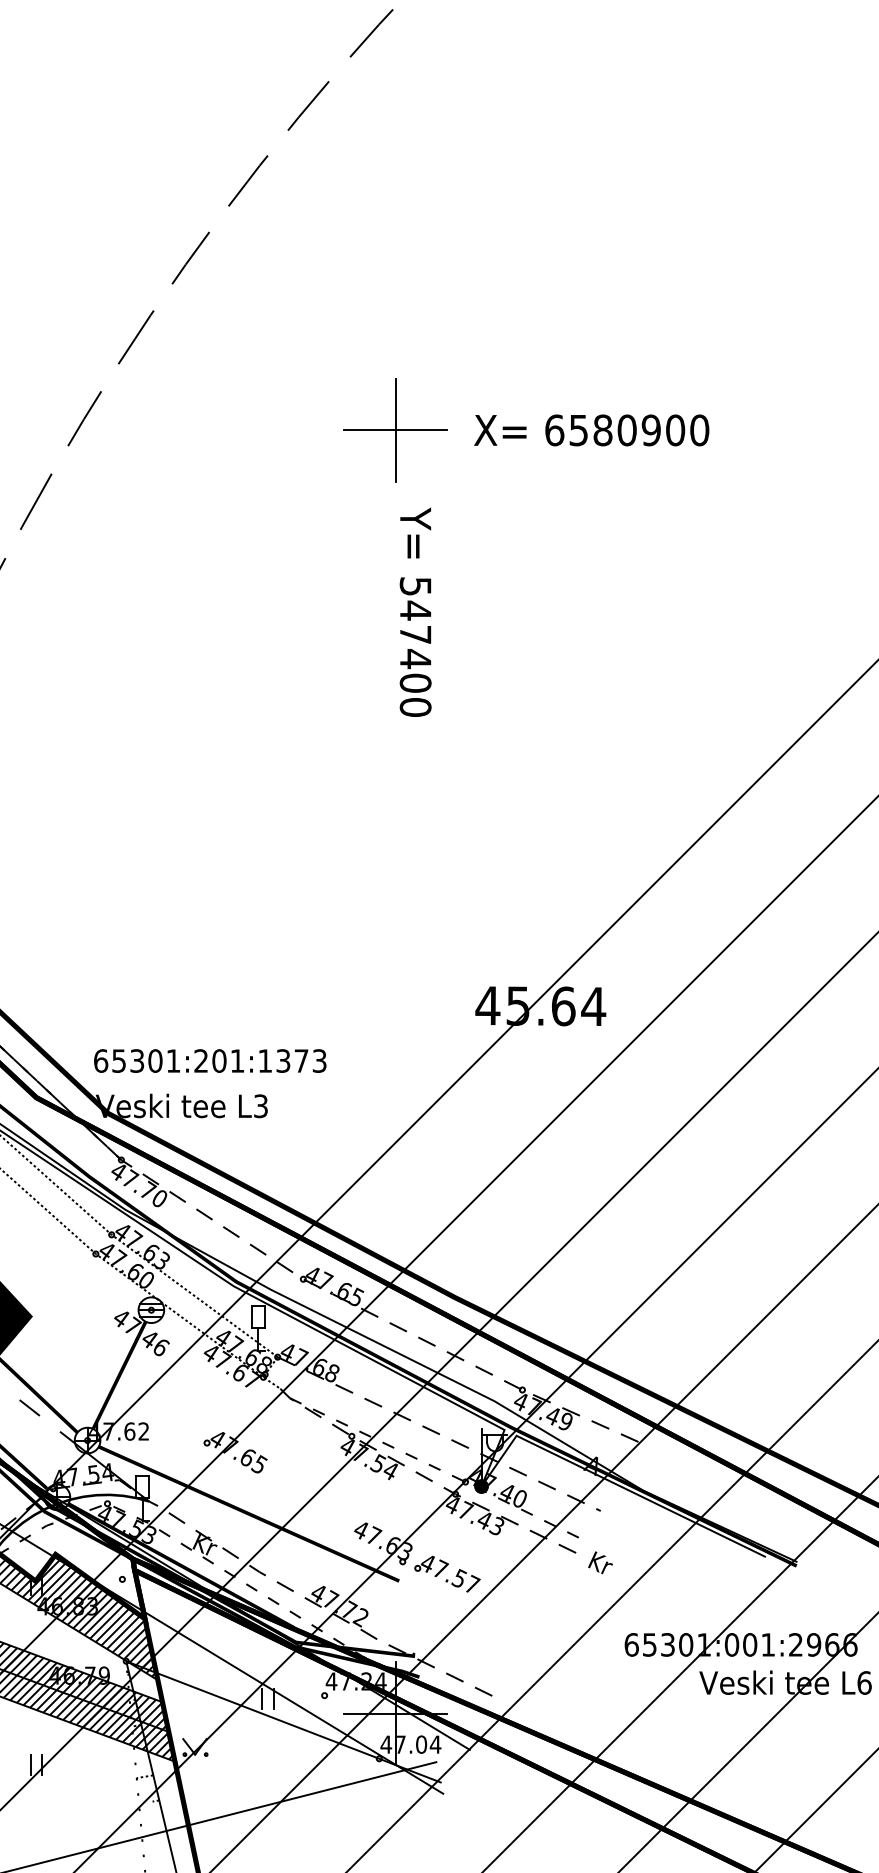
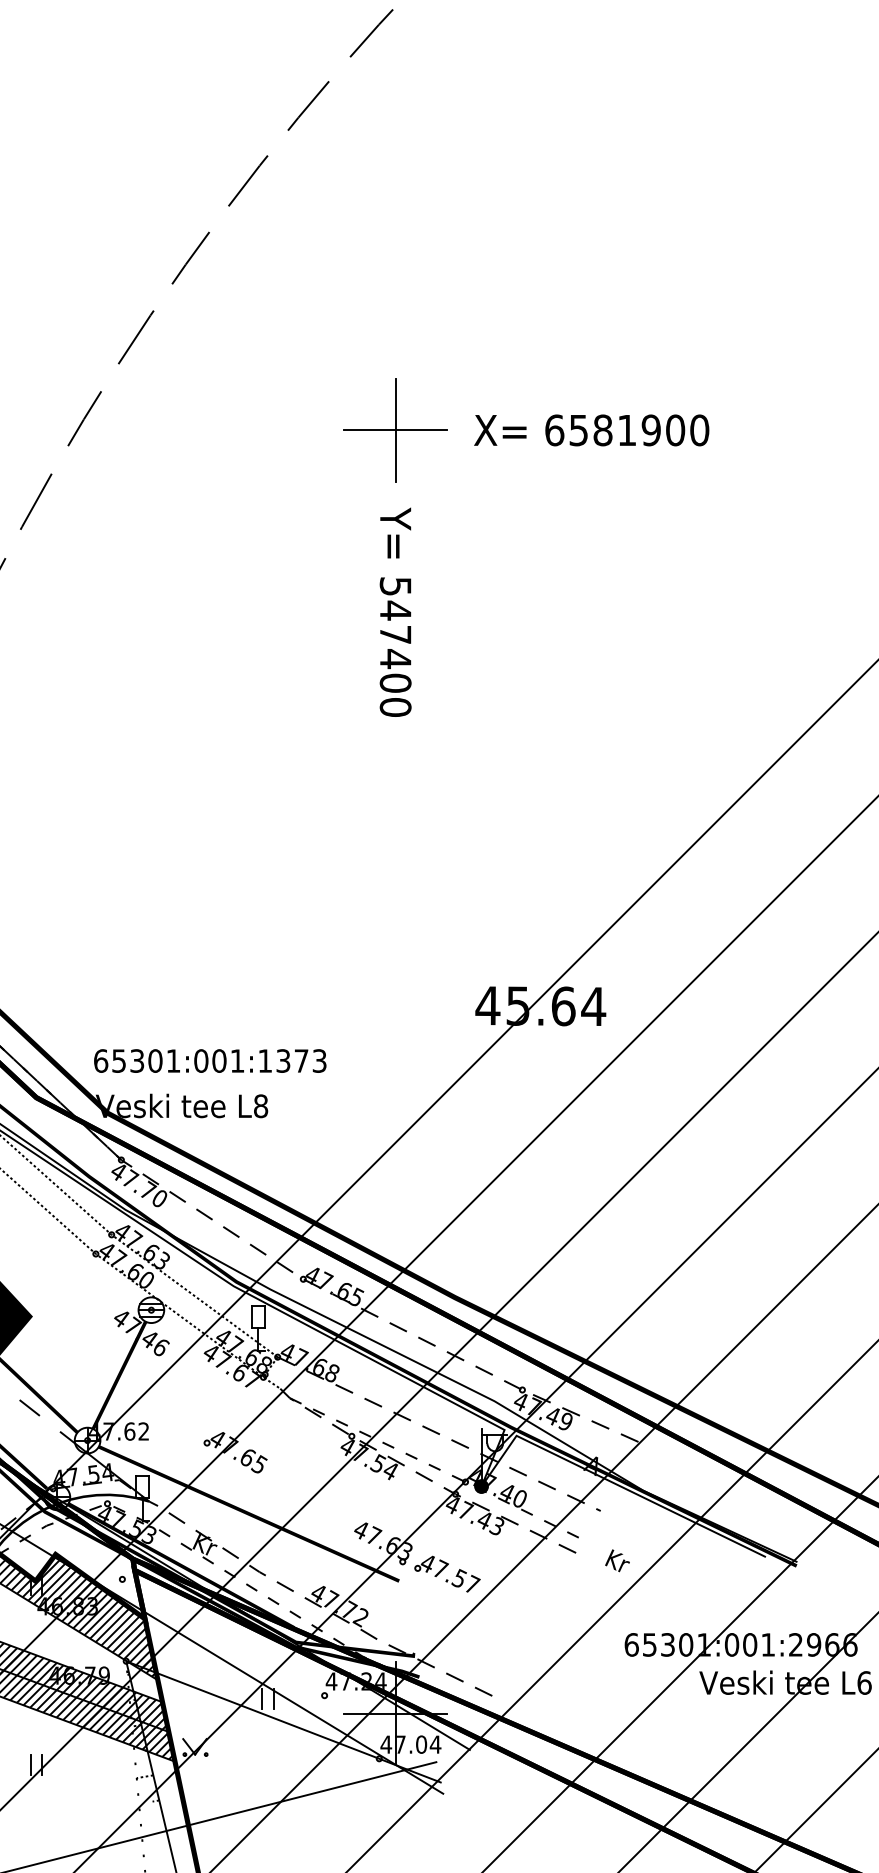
text: 6580900 -> 6581900 (626, 430)
text position: (415, 611) -> (395, 611) (395, 611)
text: 65301:201:1373 -> 65301:001:1373 (201, 1060)
text: L3 -> L8 (261, 1106)
text position: (600, 1562) -> (617, 1560) (617, 1560)
